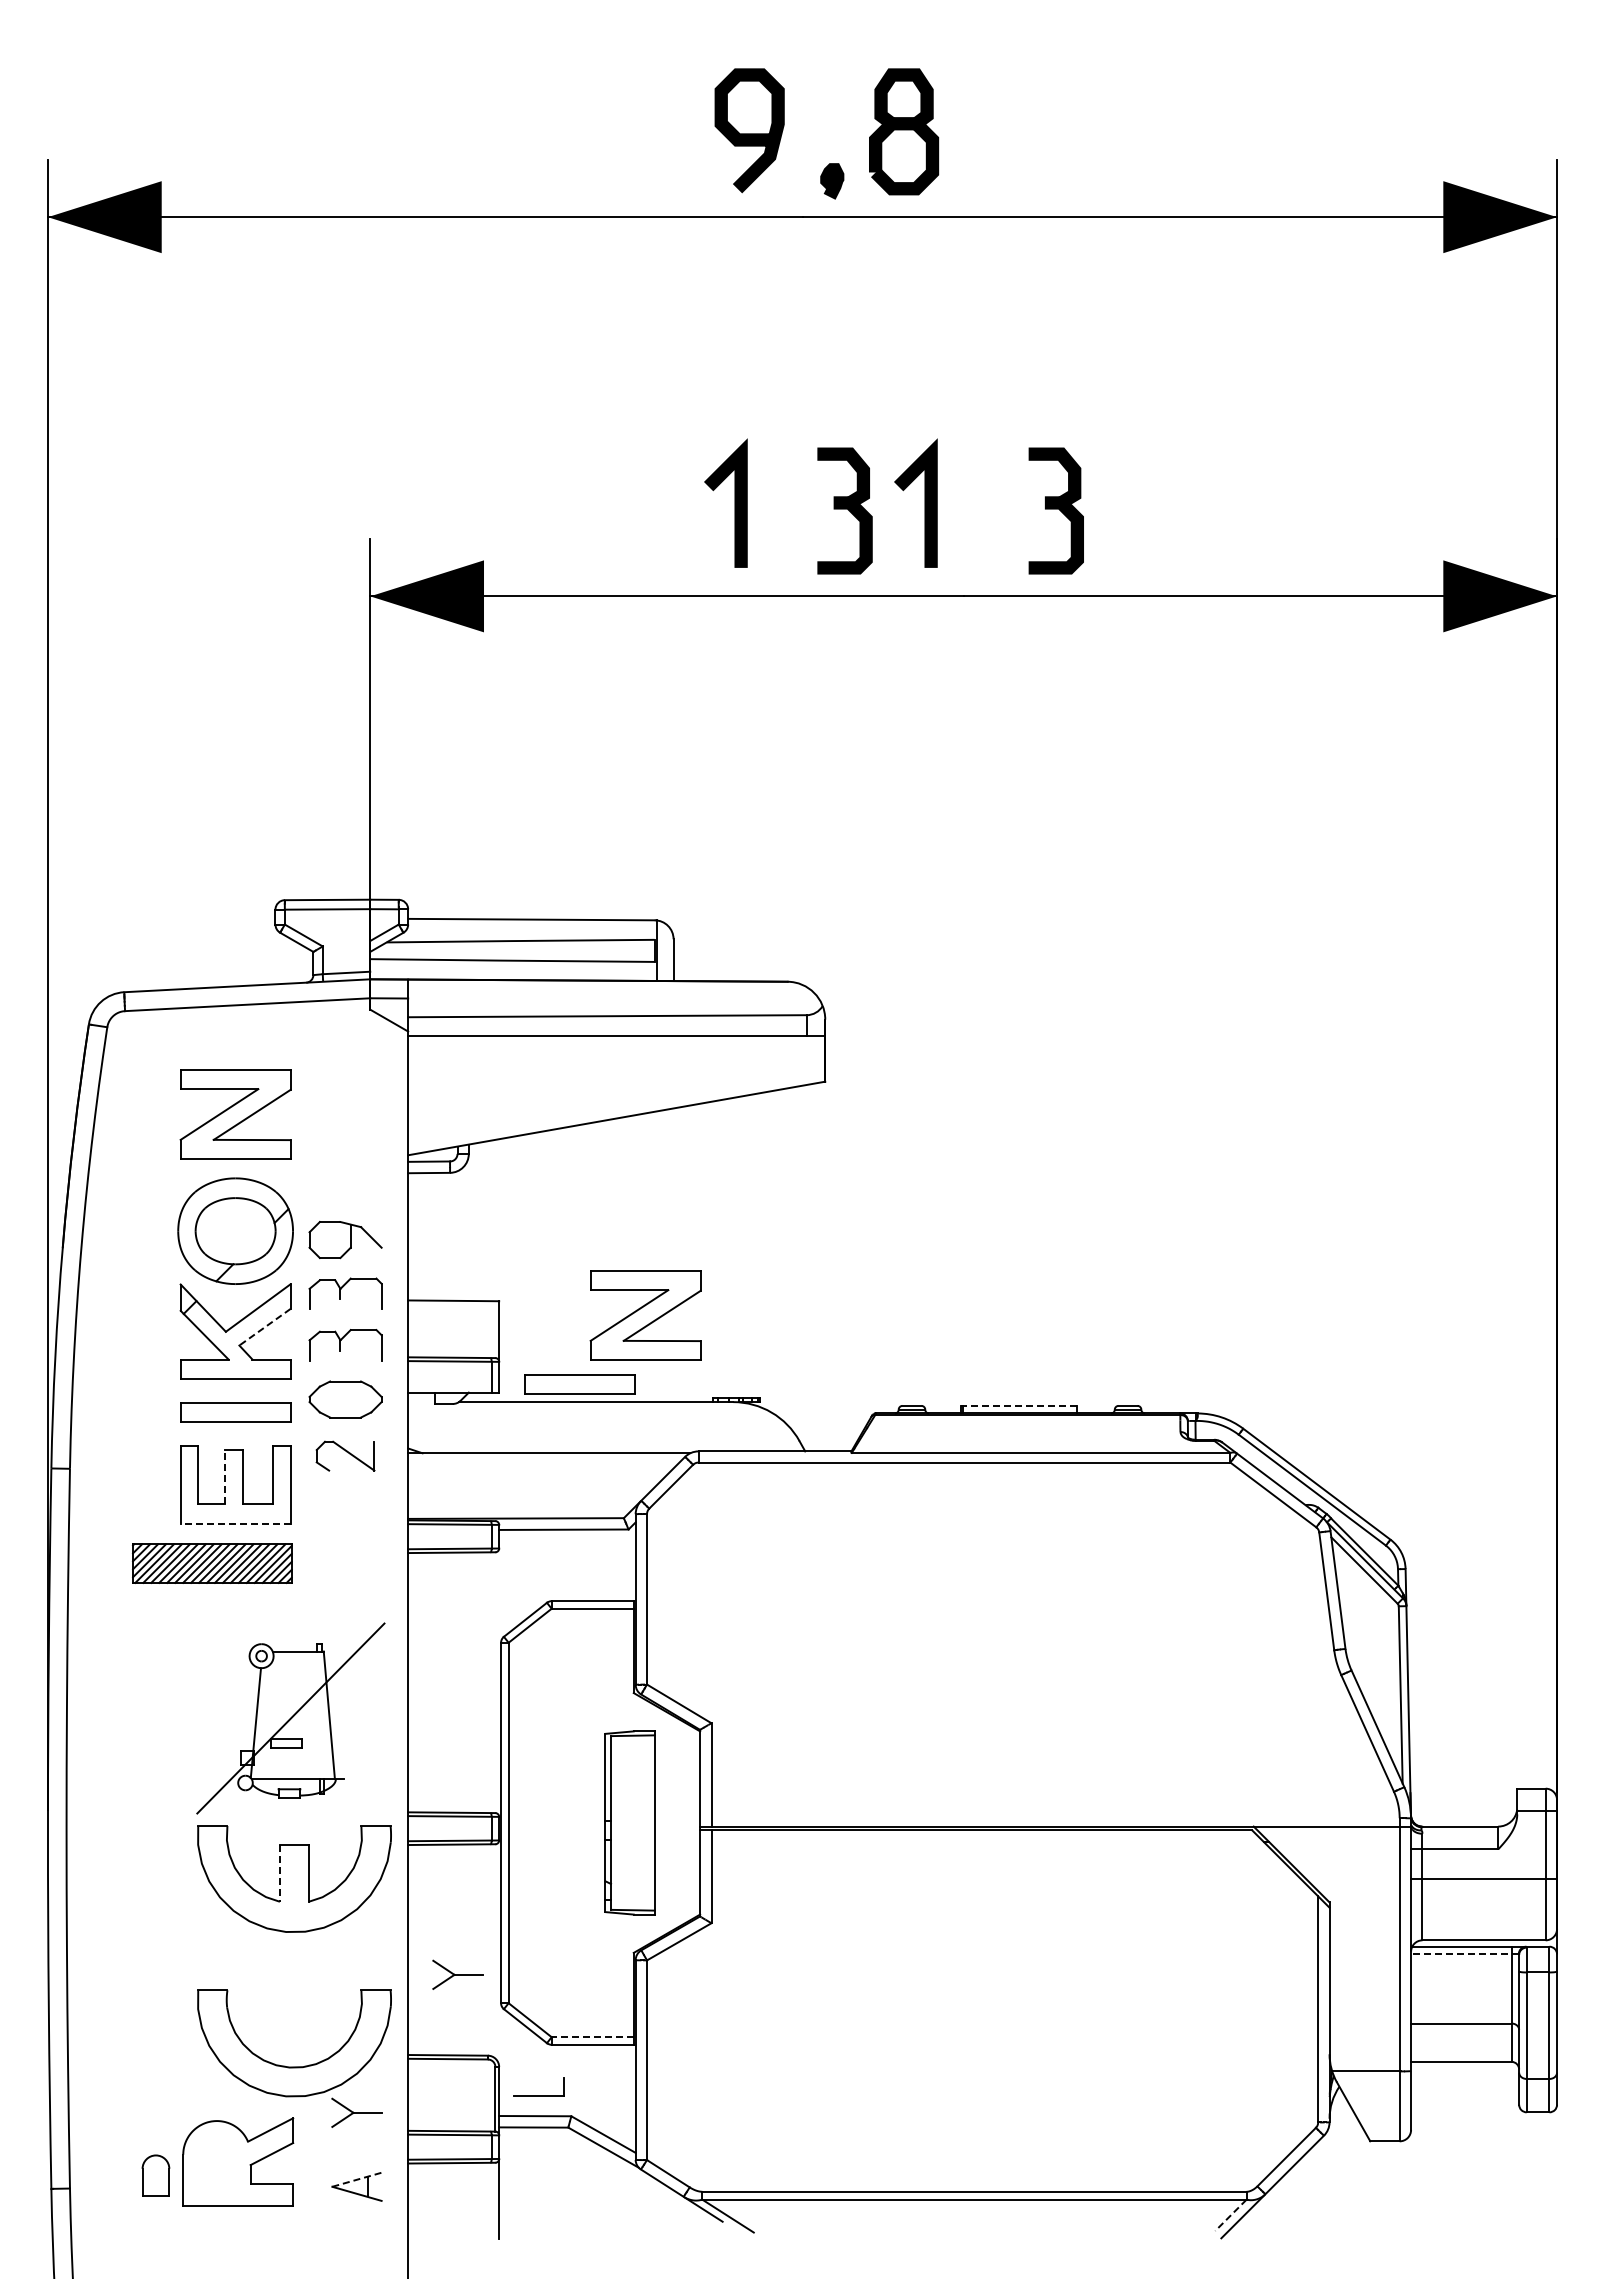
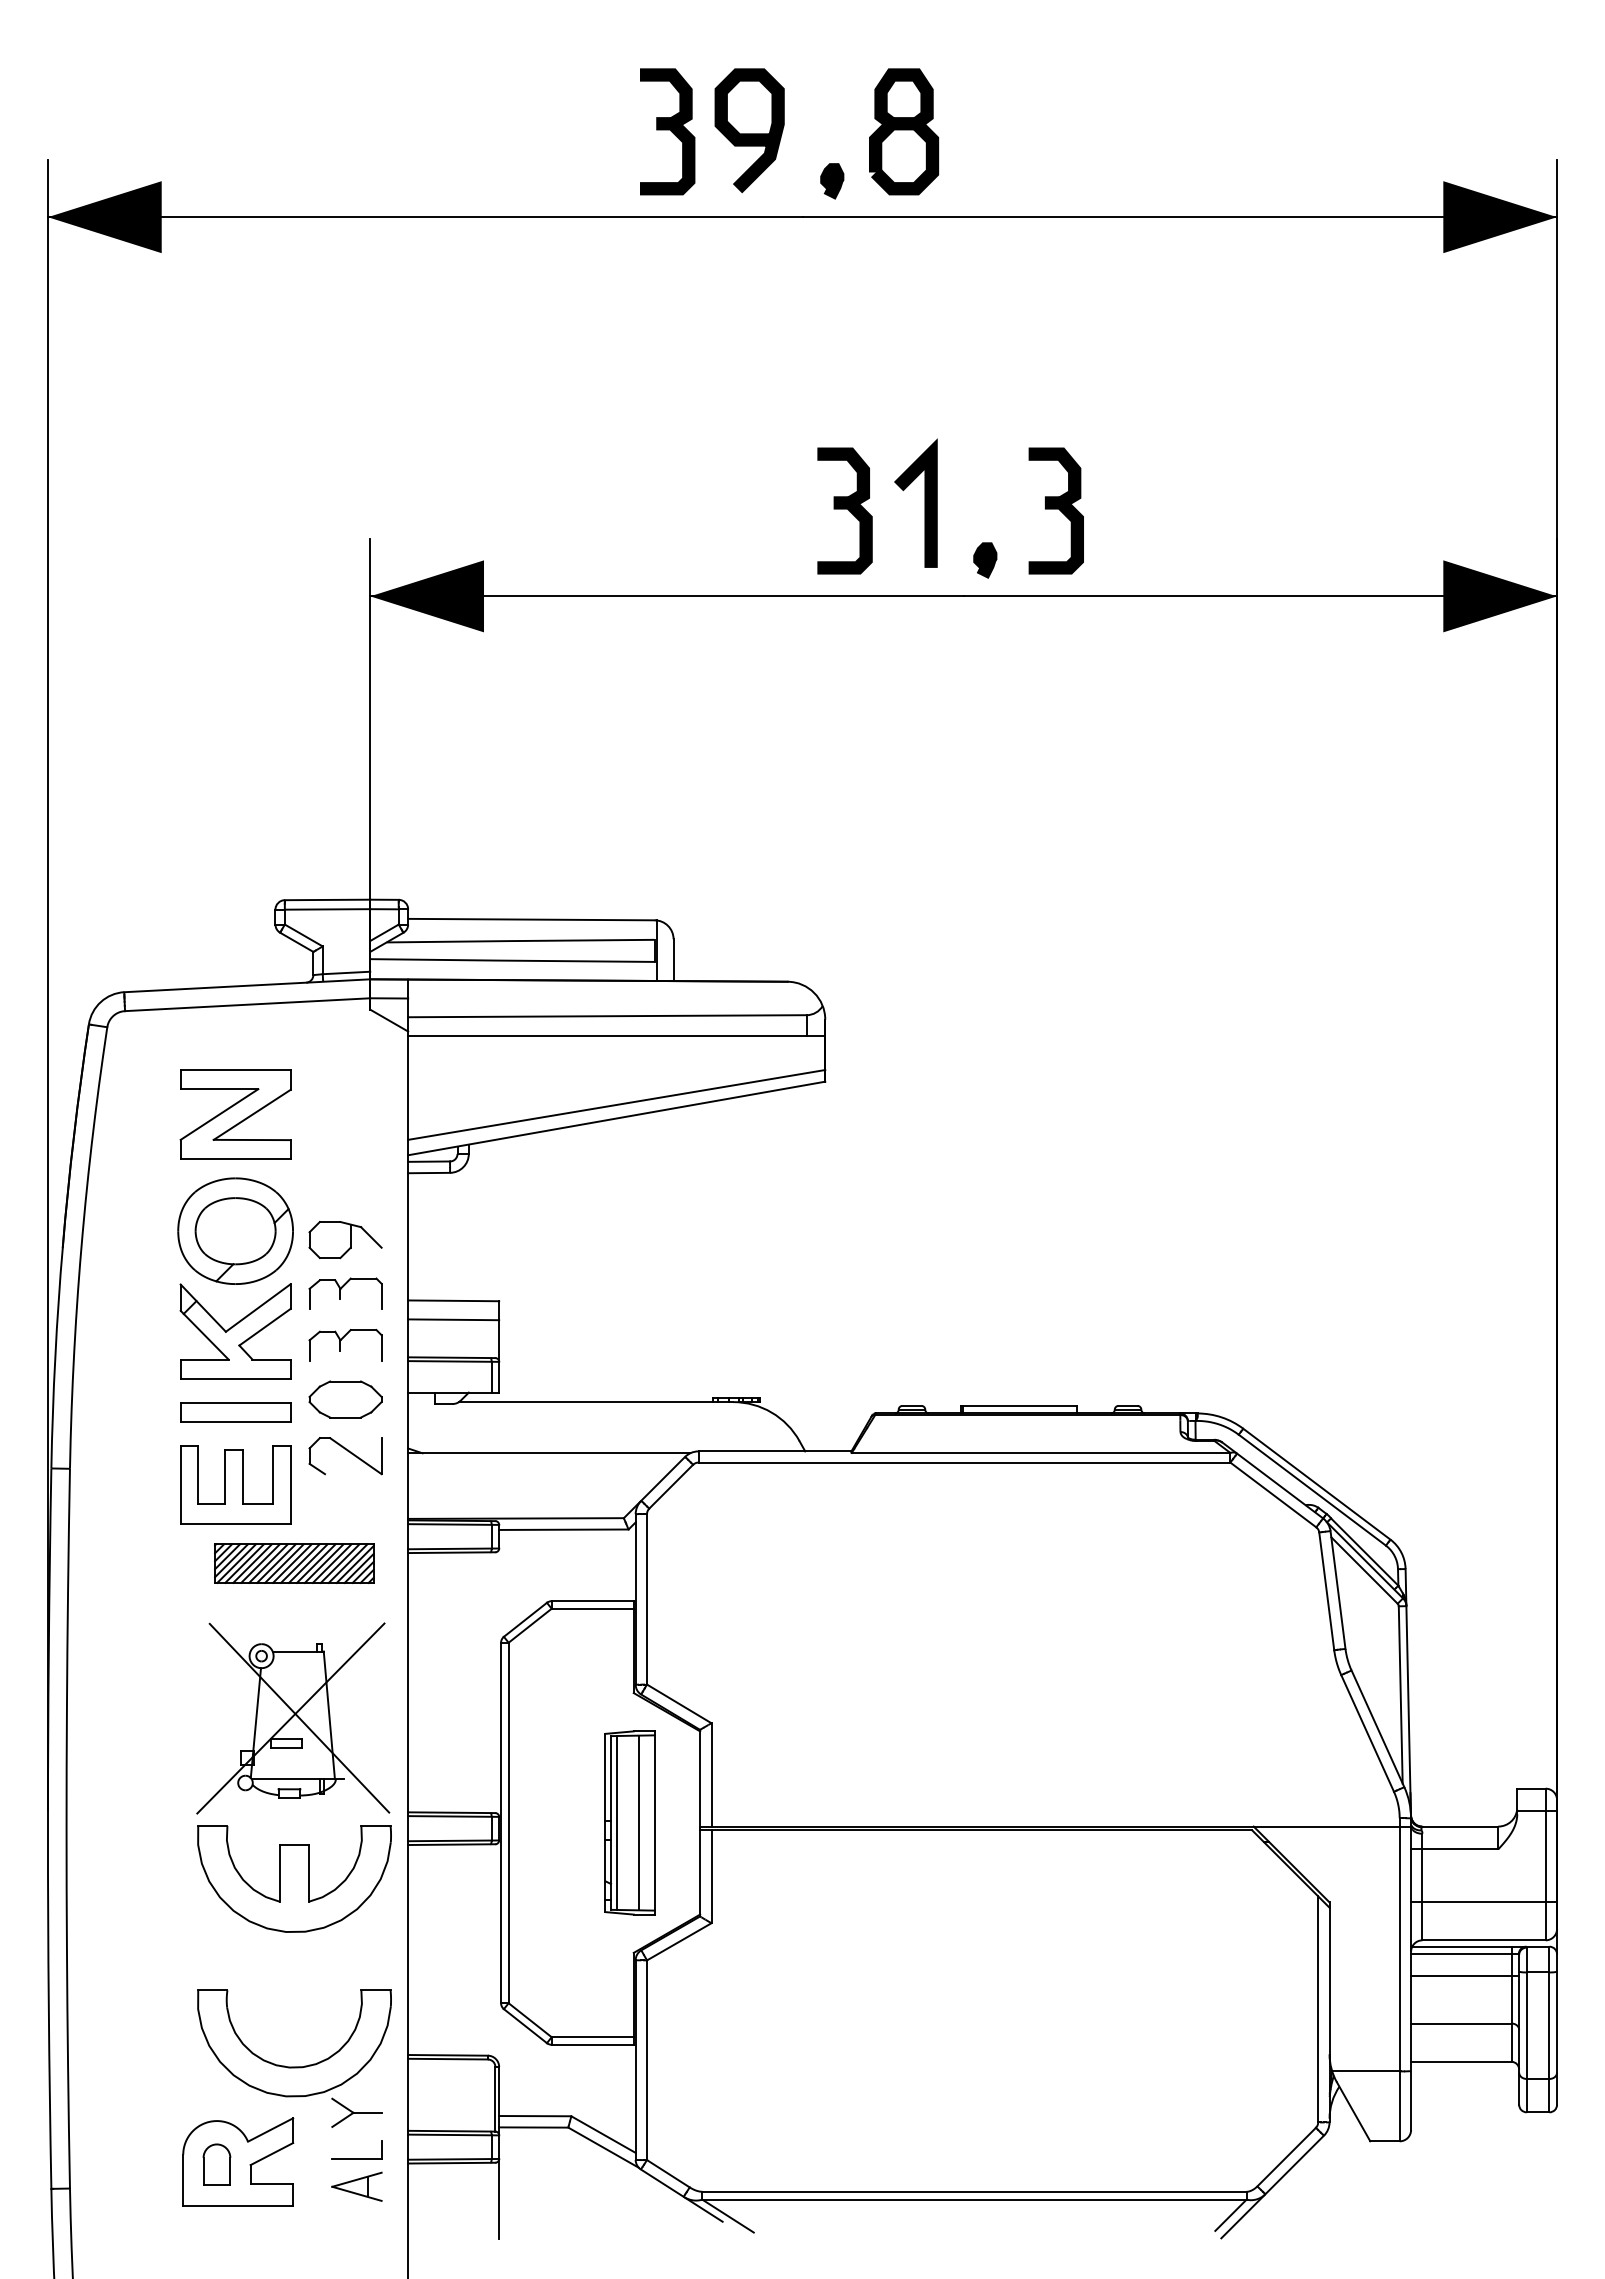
part: none -> present (667, 131)
line: present -> none (734, 502)
part: none -> present (985, 560)
line: none -> present (616, 1104)
part: present -> none (645, 1315)
line: none -> present (453, 1319)
line: dashed -> solid (264, 1327)
part: present -> none (579, 1384)
line: dashed -> solid (1019, 1405)
part size: 61x32 px -> 75x39 px (345, 1456)
line: dashed -> solid (225, 1476)
line: dashed -> solid (235, 1523)
part position: (212, 1563) -> (294, 1563) (294, 1563)
line: none -> present (299, 1717)
line: none -> present (617, 1822)
line: none -> present (639, 1822)
line: dashed -> solid (279, 1874)
line position: (1484, 1879) -> (1484, 1902) (1484, 1902)
line: dashed -> solid (1464, 1954)
part: present -> none (457, 1974)
line: none -> present (1465, 1976)
line: dashed -> solid (592, 2037)
part position: (538, 2095) -> (356, 2158) (356, 2158)
part position: (155, 2175) -> (216, 2164) (216, 2164)
line: dashed -> solid (356, 2179)
line: dashed -> solid (1230, 2215)
